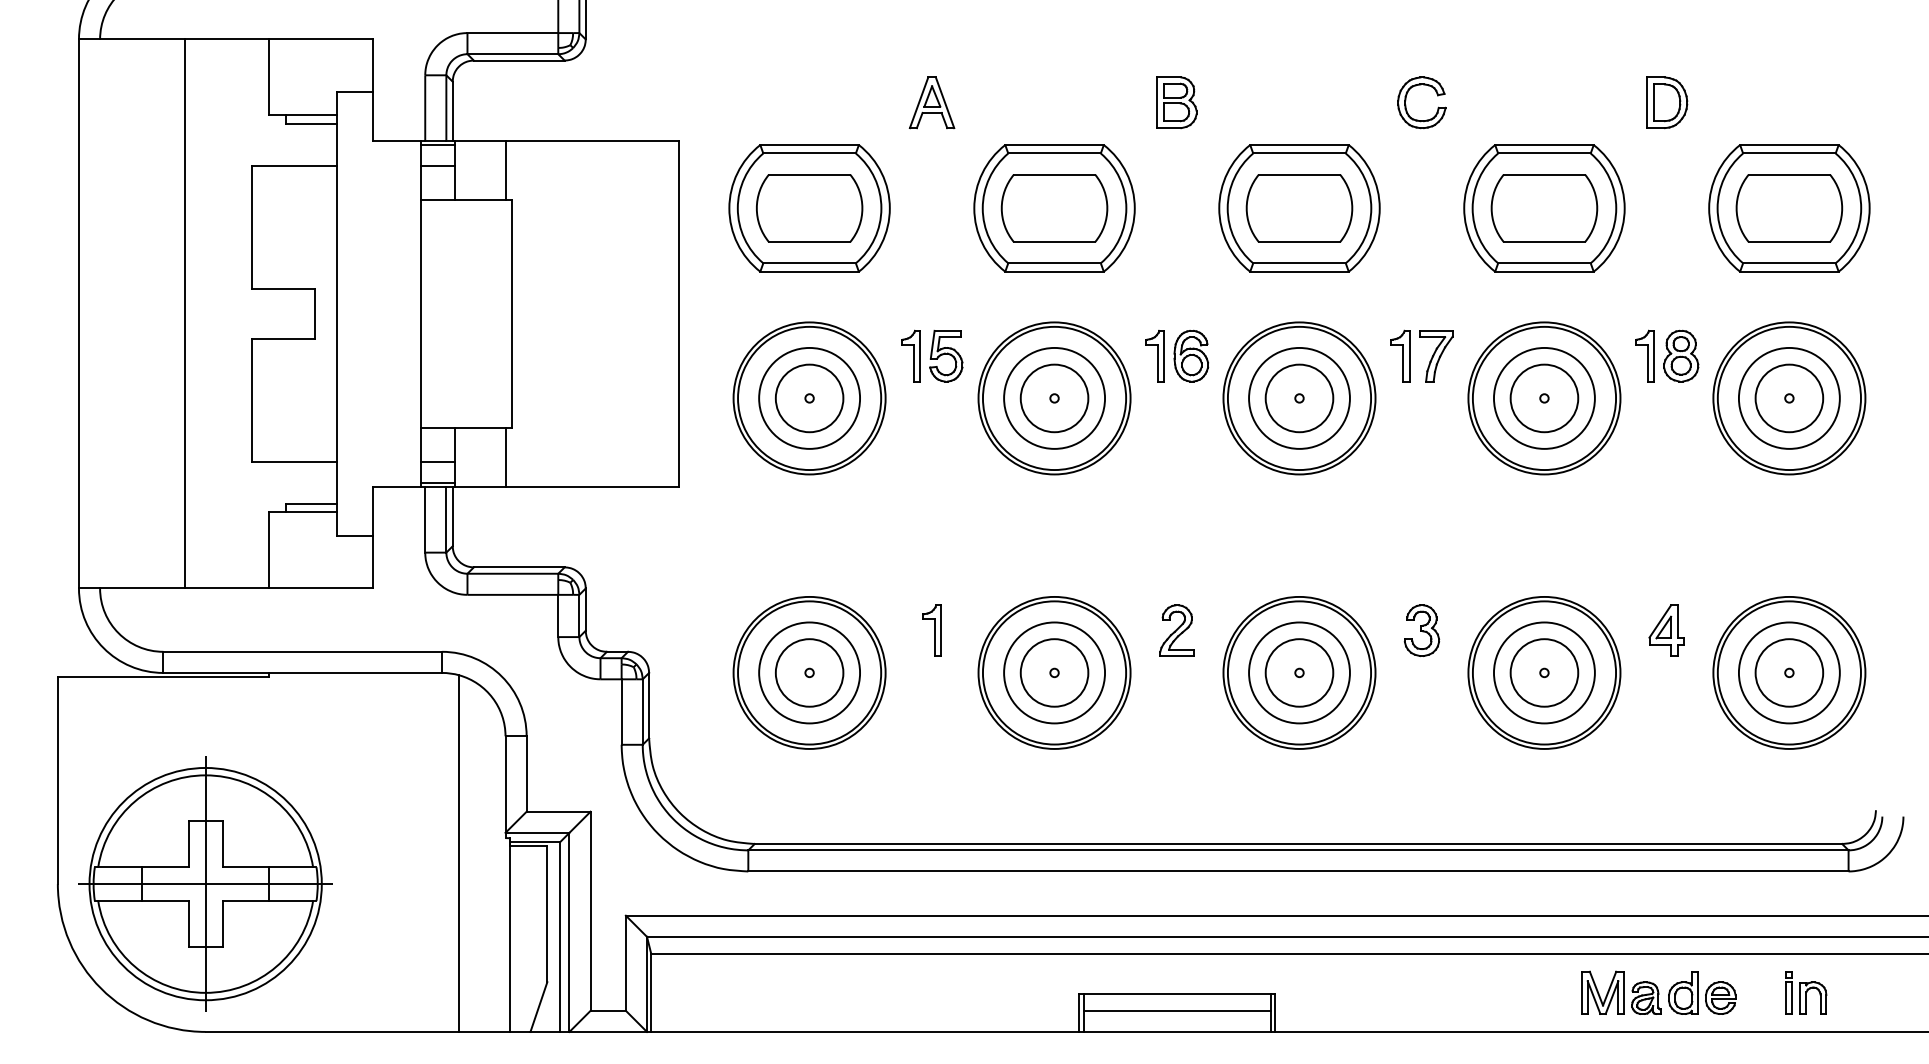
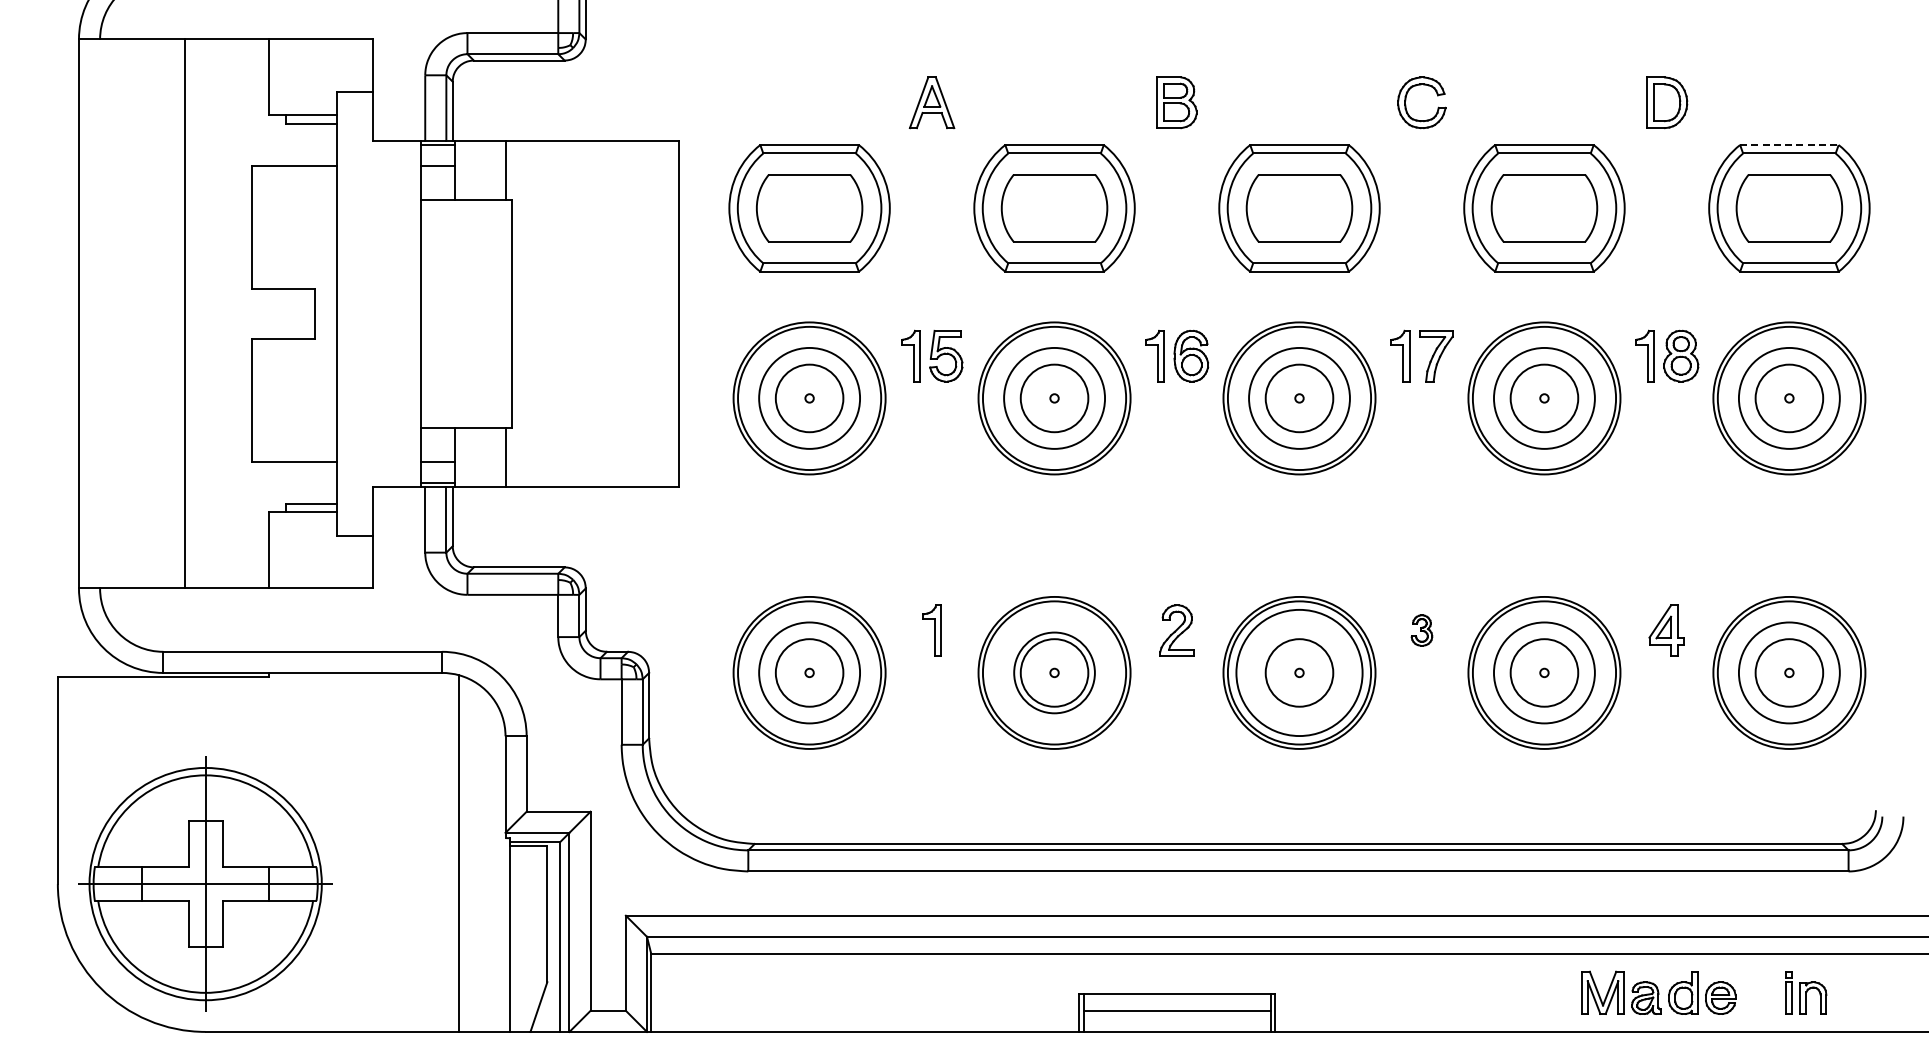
line: solid -> dashed (1789, 145)
part size: 38x53 px -> 24x33 px (1421, 630)
circle diameter: 101 px -> 81 px (1054, 672)
circle diameter: 101 px -> 126 px (1299, 672)
